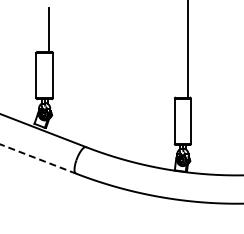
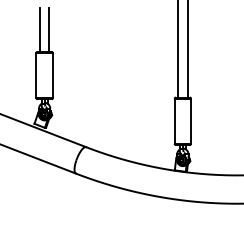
line: none -> present (39, 29)
line: none -> present (178, 49)
line: dashed -> solid (38, 159)
